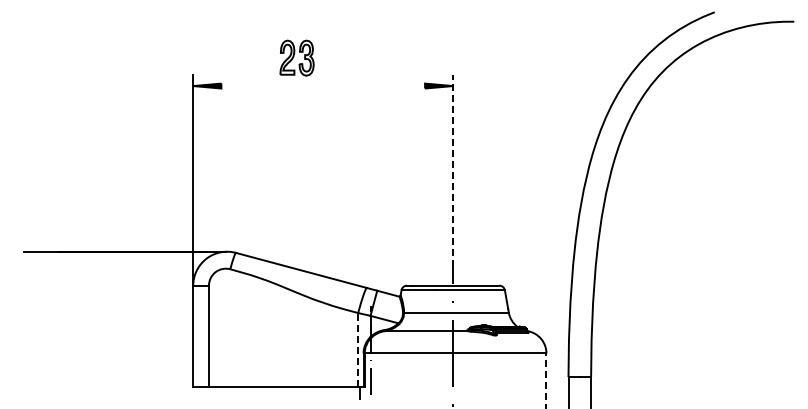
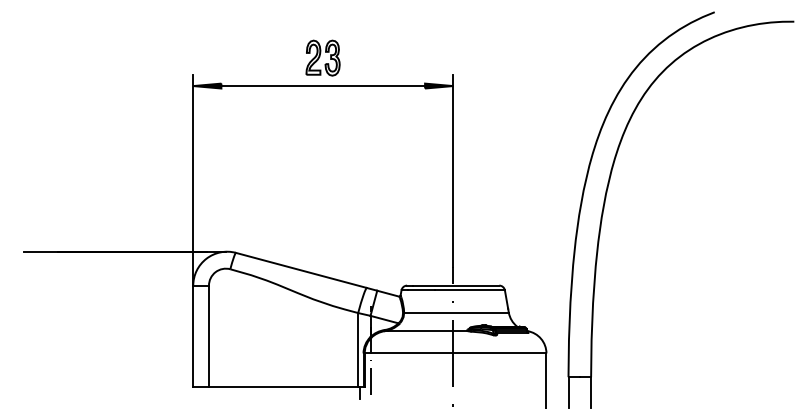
part position: (296, 57) -> (322, 57) (322, 57)
line: none -> present (323, 86)
line: dashed -> solid (453, 170)
line: dashed -> solid (358, 349)
line: dashed -> solid (546, 381)
